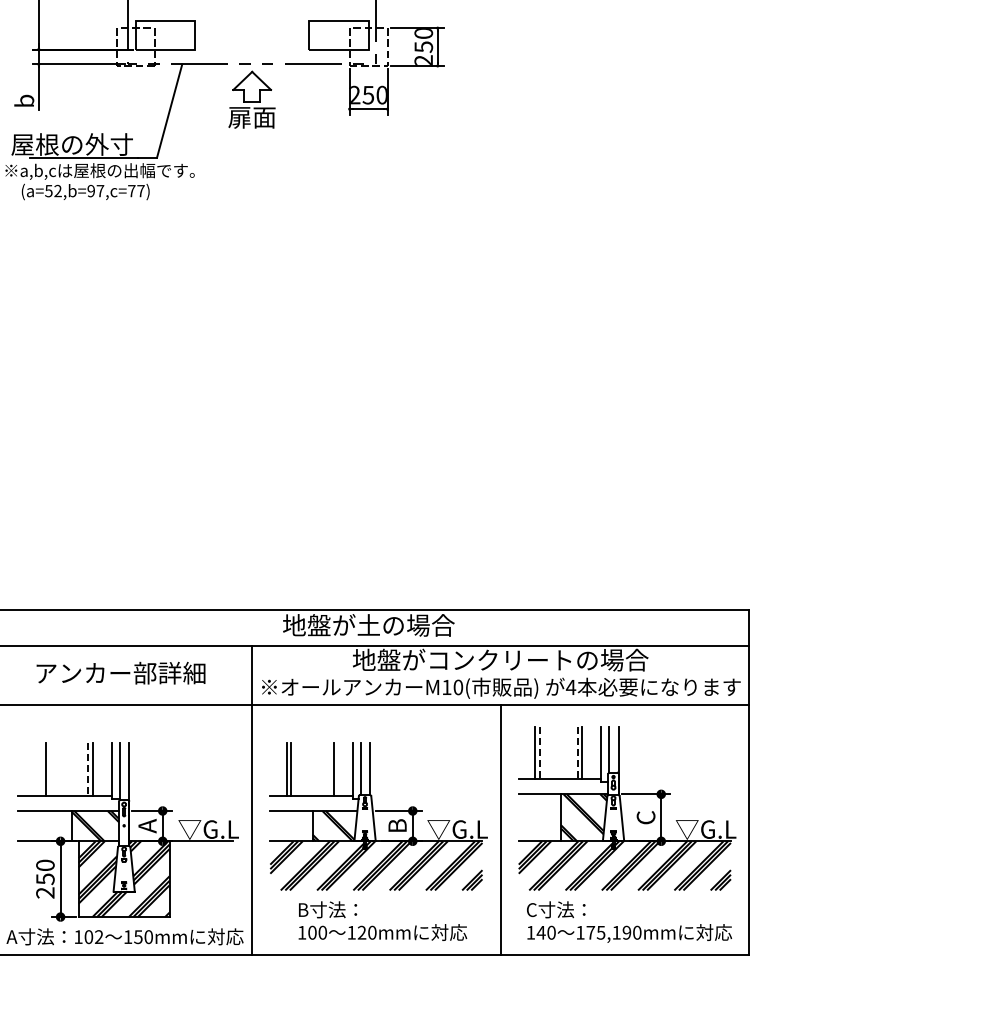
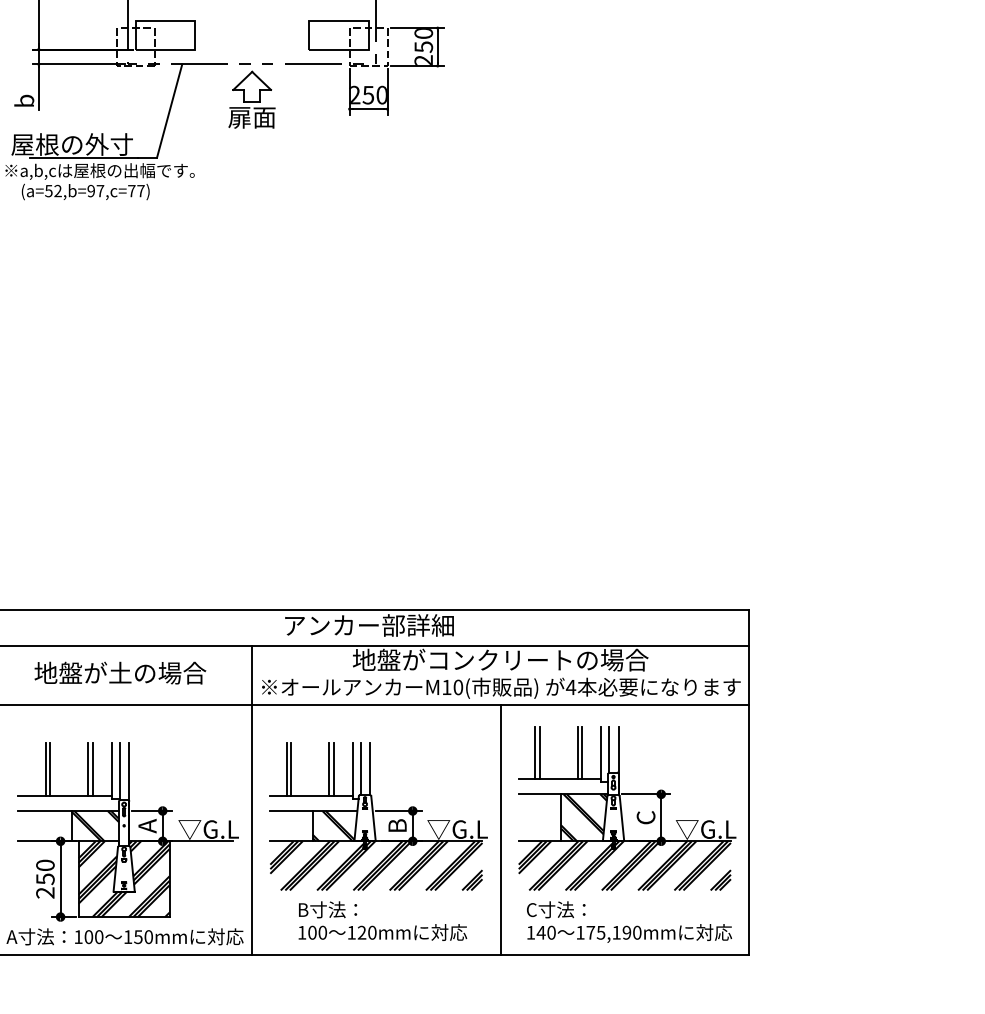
text: 地盤が土の場合 -> アンカー部詳細 (368, 625)
text: アンカー部詳細 -> 地盤が土の場合 (120, 672)
line: dashed -> solid (539, 753)
line: dashed -> solid (577, 753)
line: none -> present (50, 769)
line: none -> present (329, 769)
line: dashed -> solid (88, 770)
text: 102 -> 100 (99, 937)
